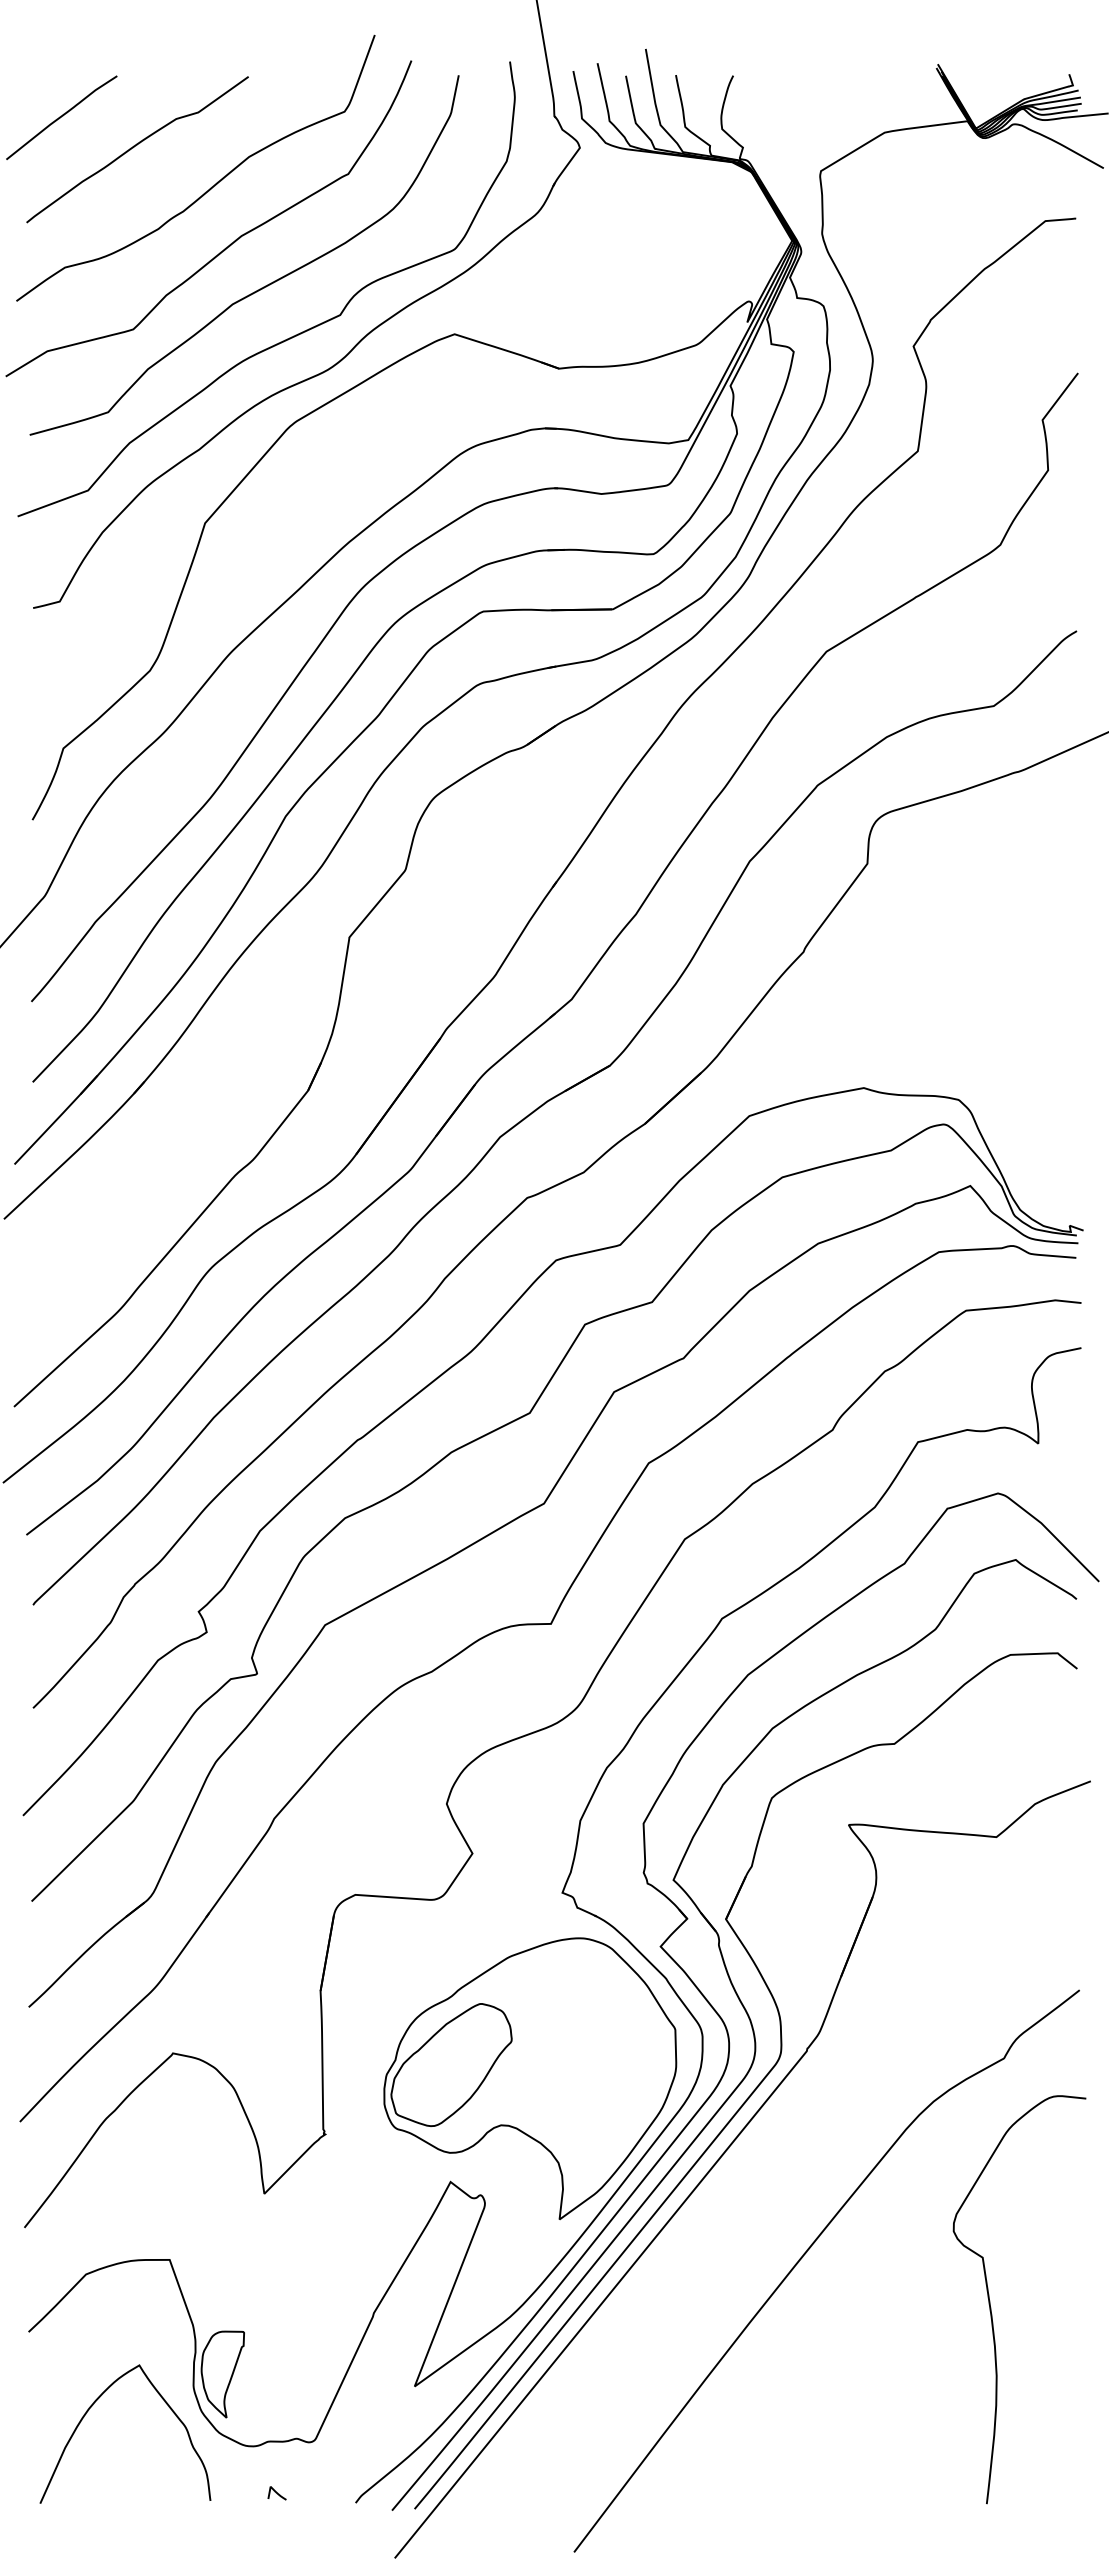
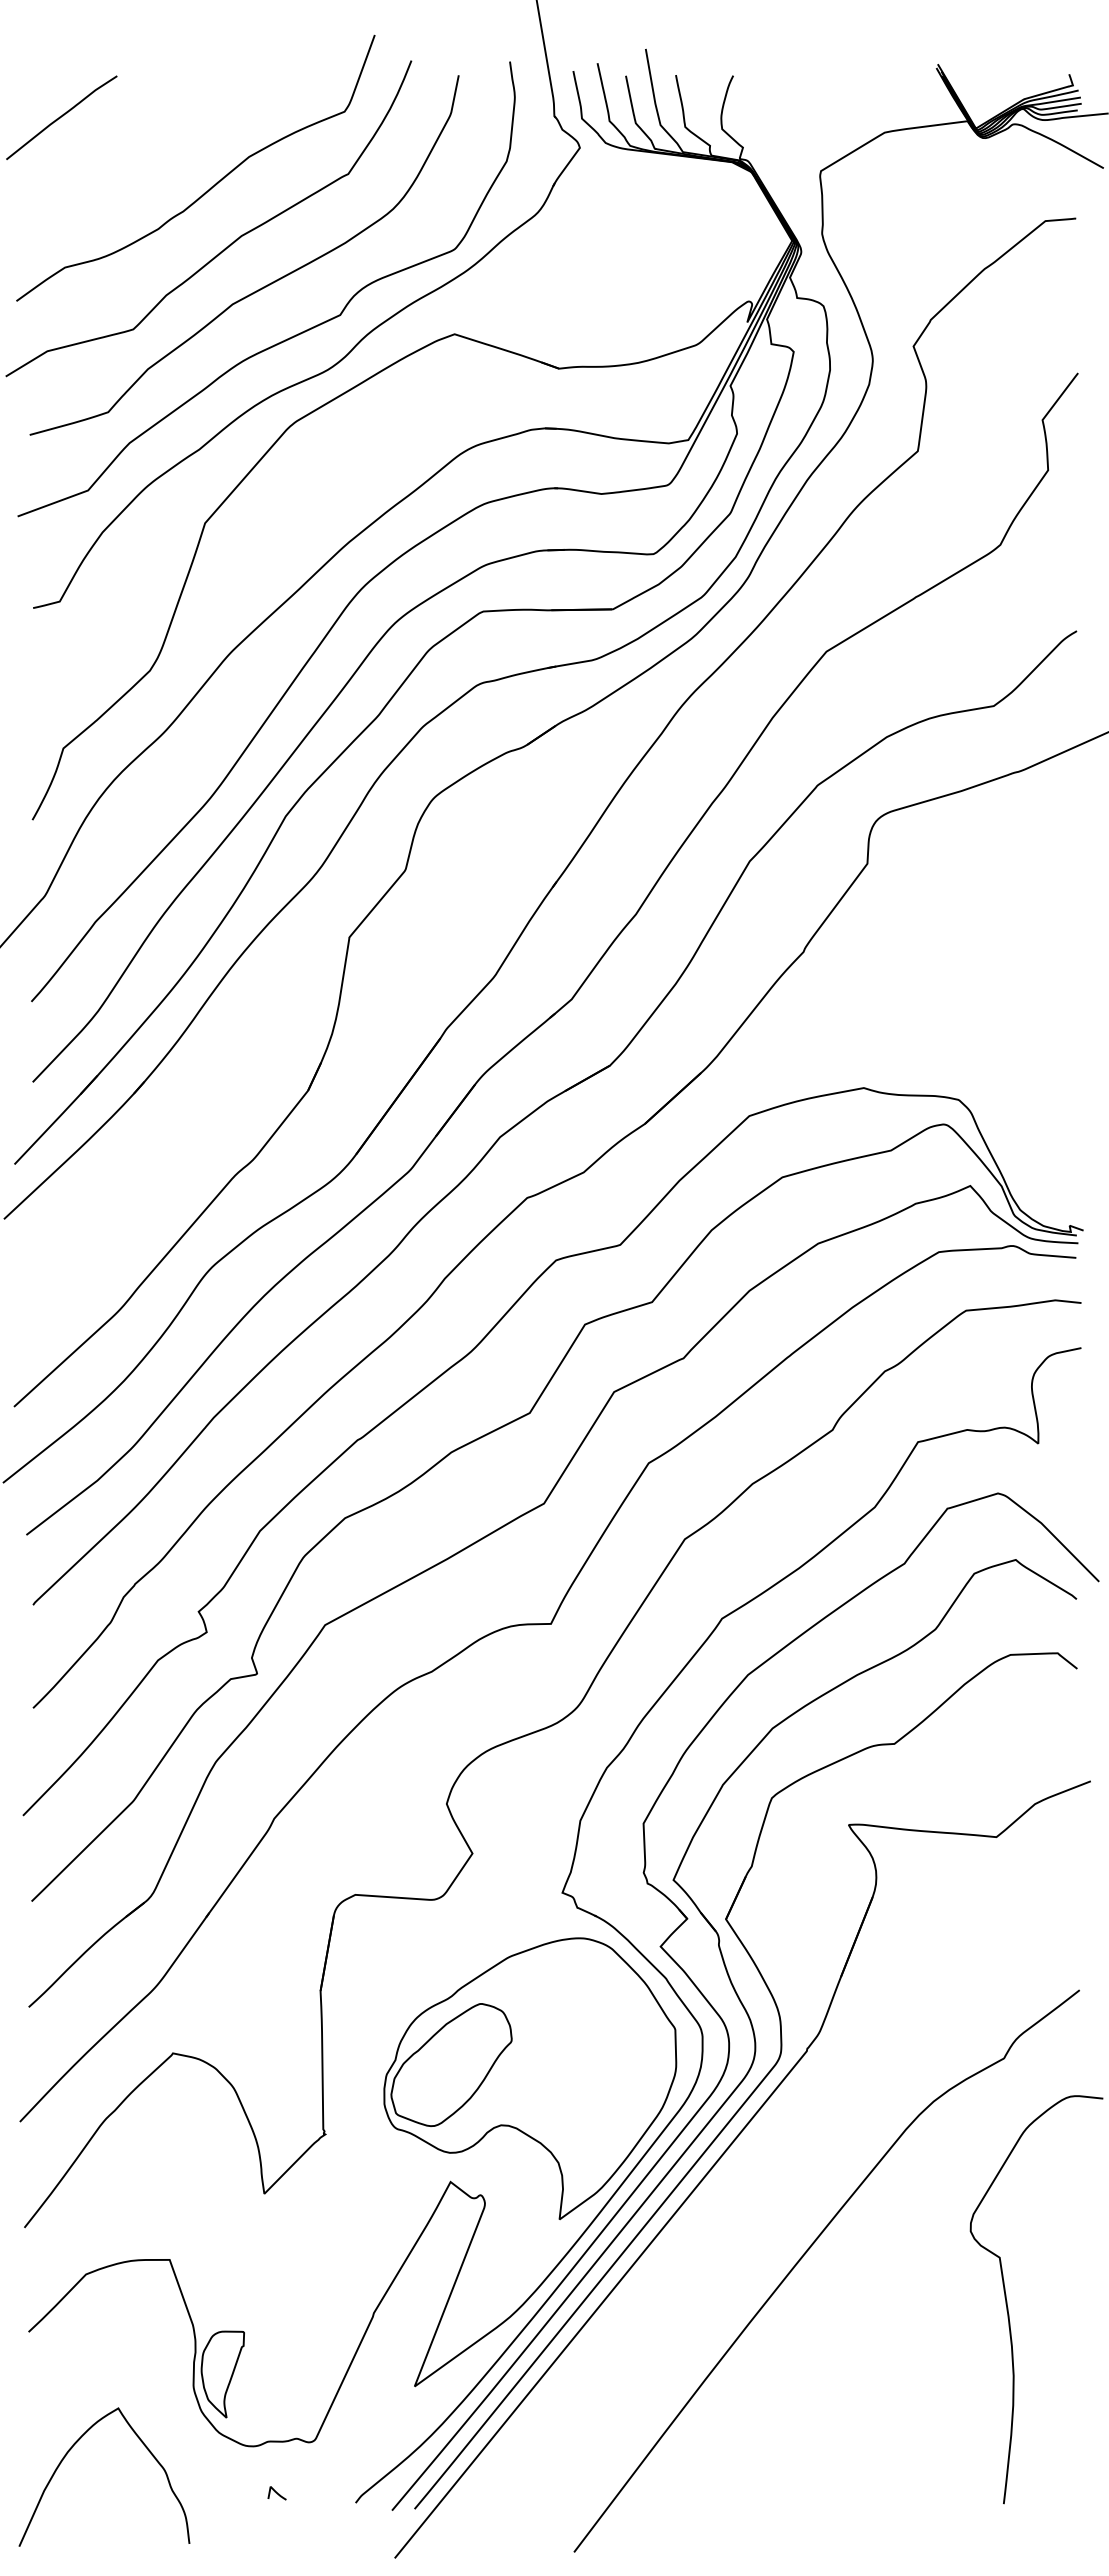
curve: present -> none (135, 146)
curve position: (990, 2300) -> (1007, 2300) (1007, 2300)
curve position: (93, 2405) -> (72, 2448) (72, 2448)
